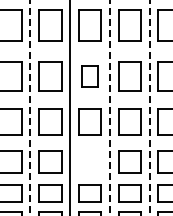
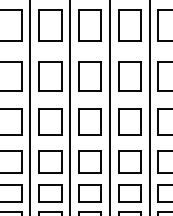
part size: 18x23 px -> 24x31 px (89, 76)
line: dashed -> solid (30, 108)
line: dashed -> solid (110, 108)
line: dashed -> solid (149, 108)
part: none -> present (89, 161)
